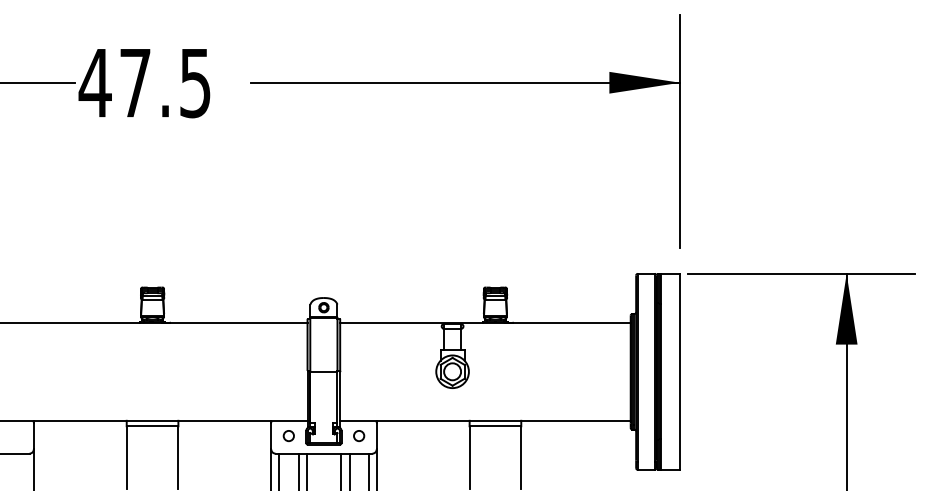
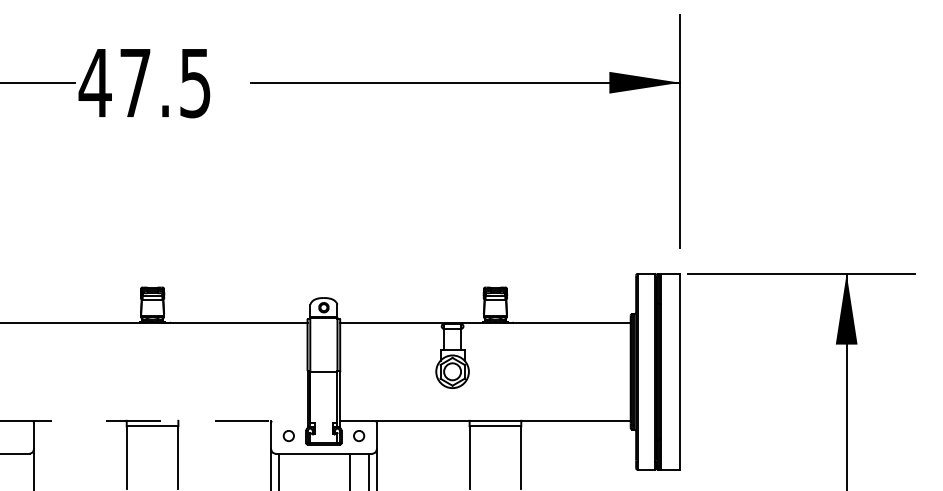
line: solid -> dashed (153, 420)
line: present -> none (298, 470)
line: present -> none (306, 470)
line: present -> none (341, 470)
